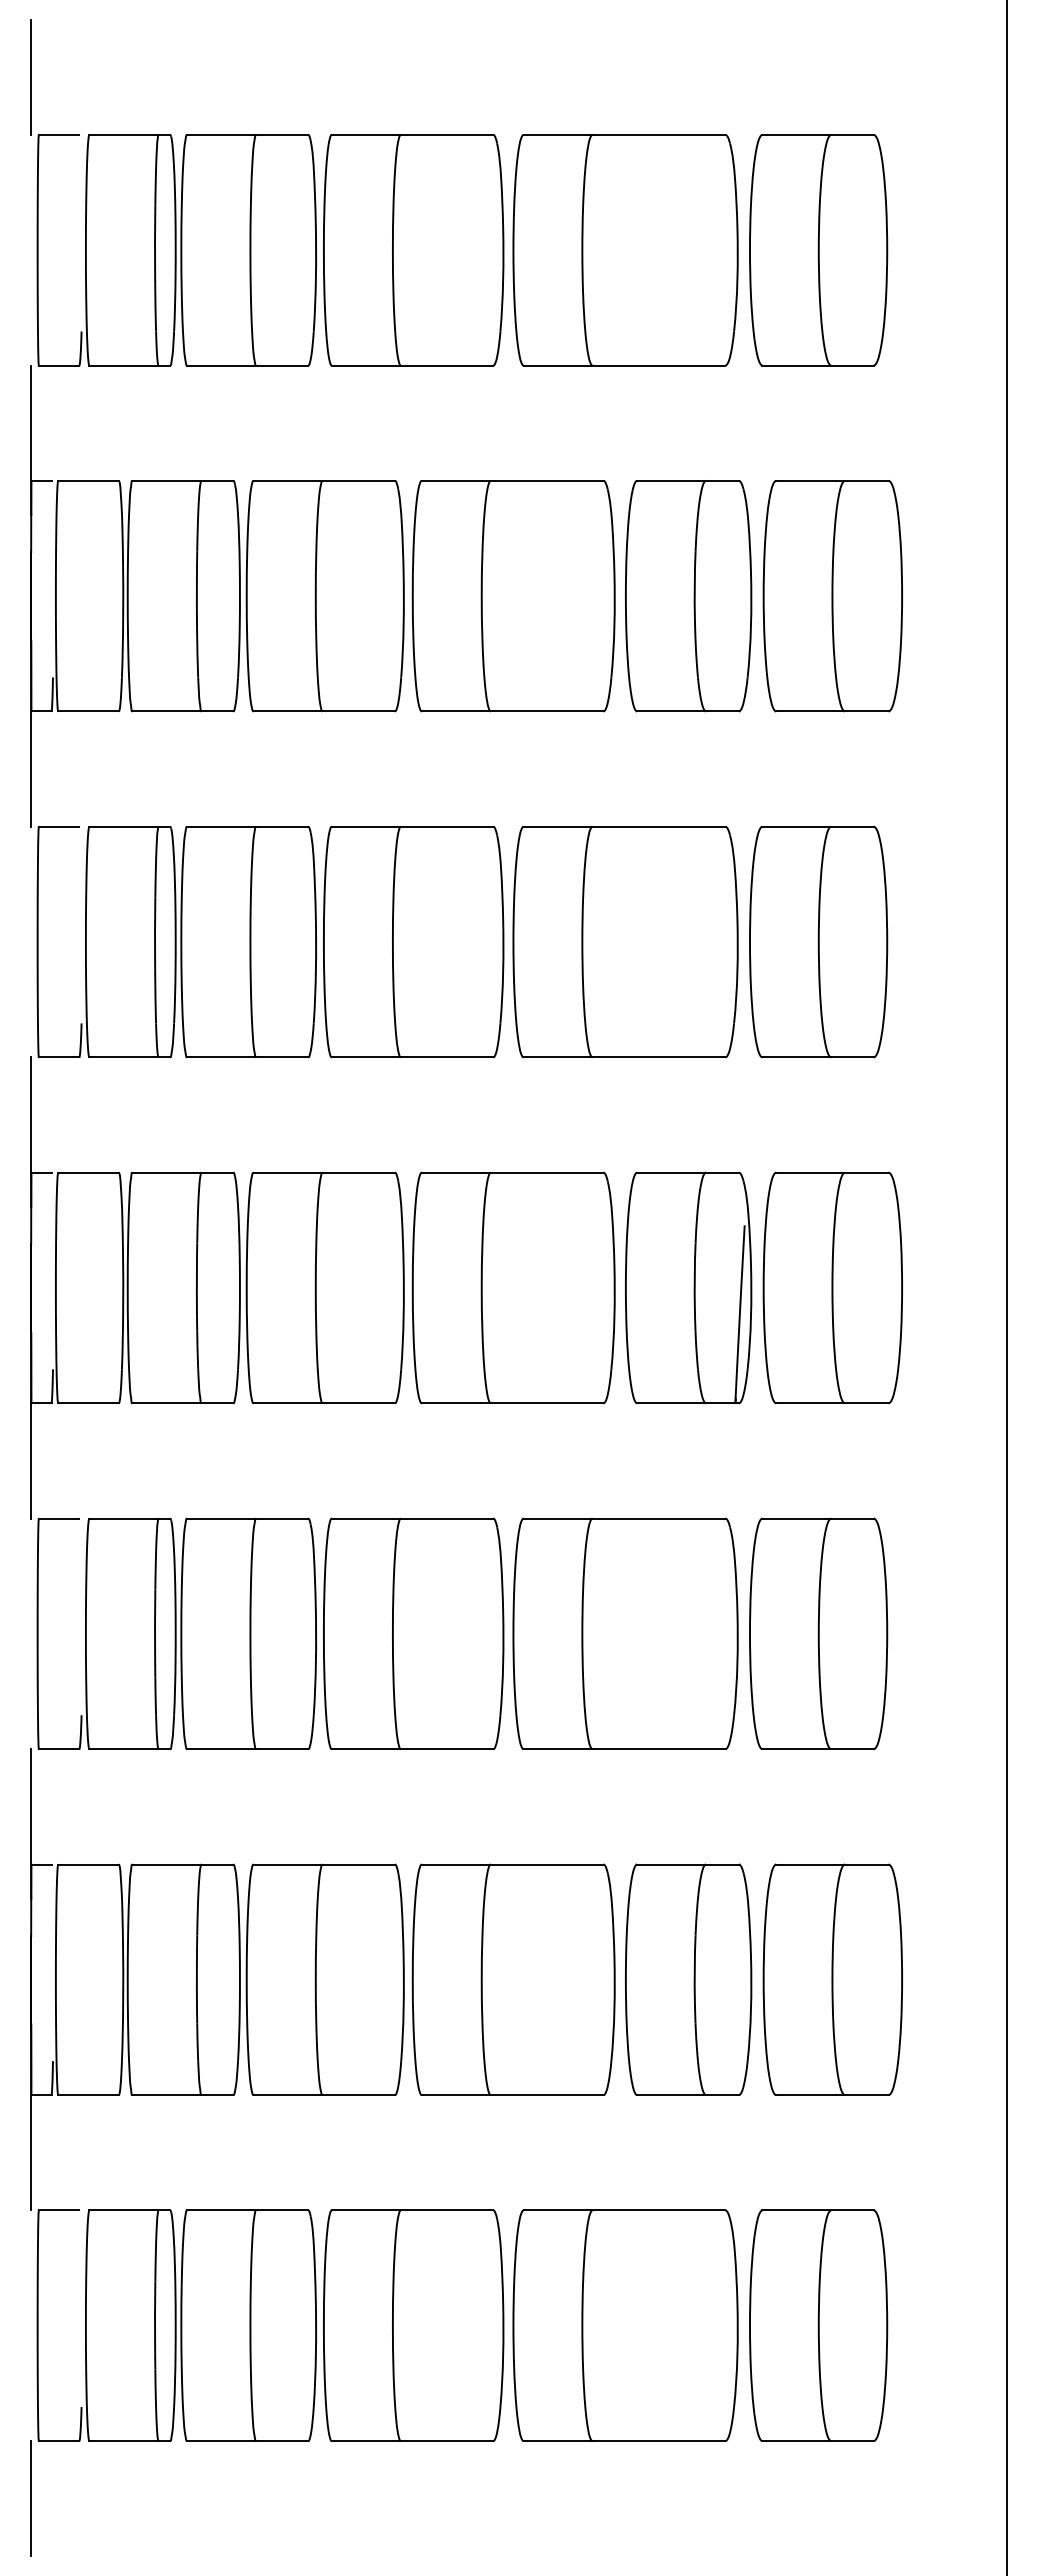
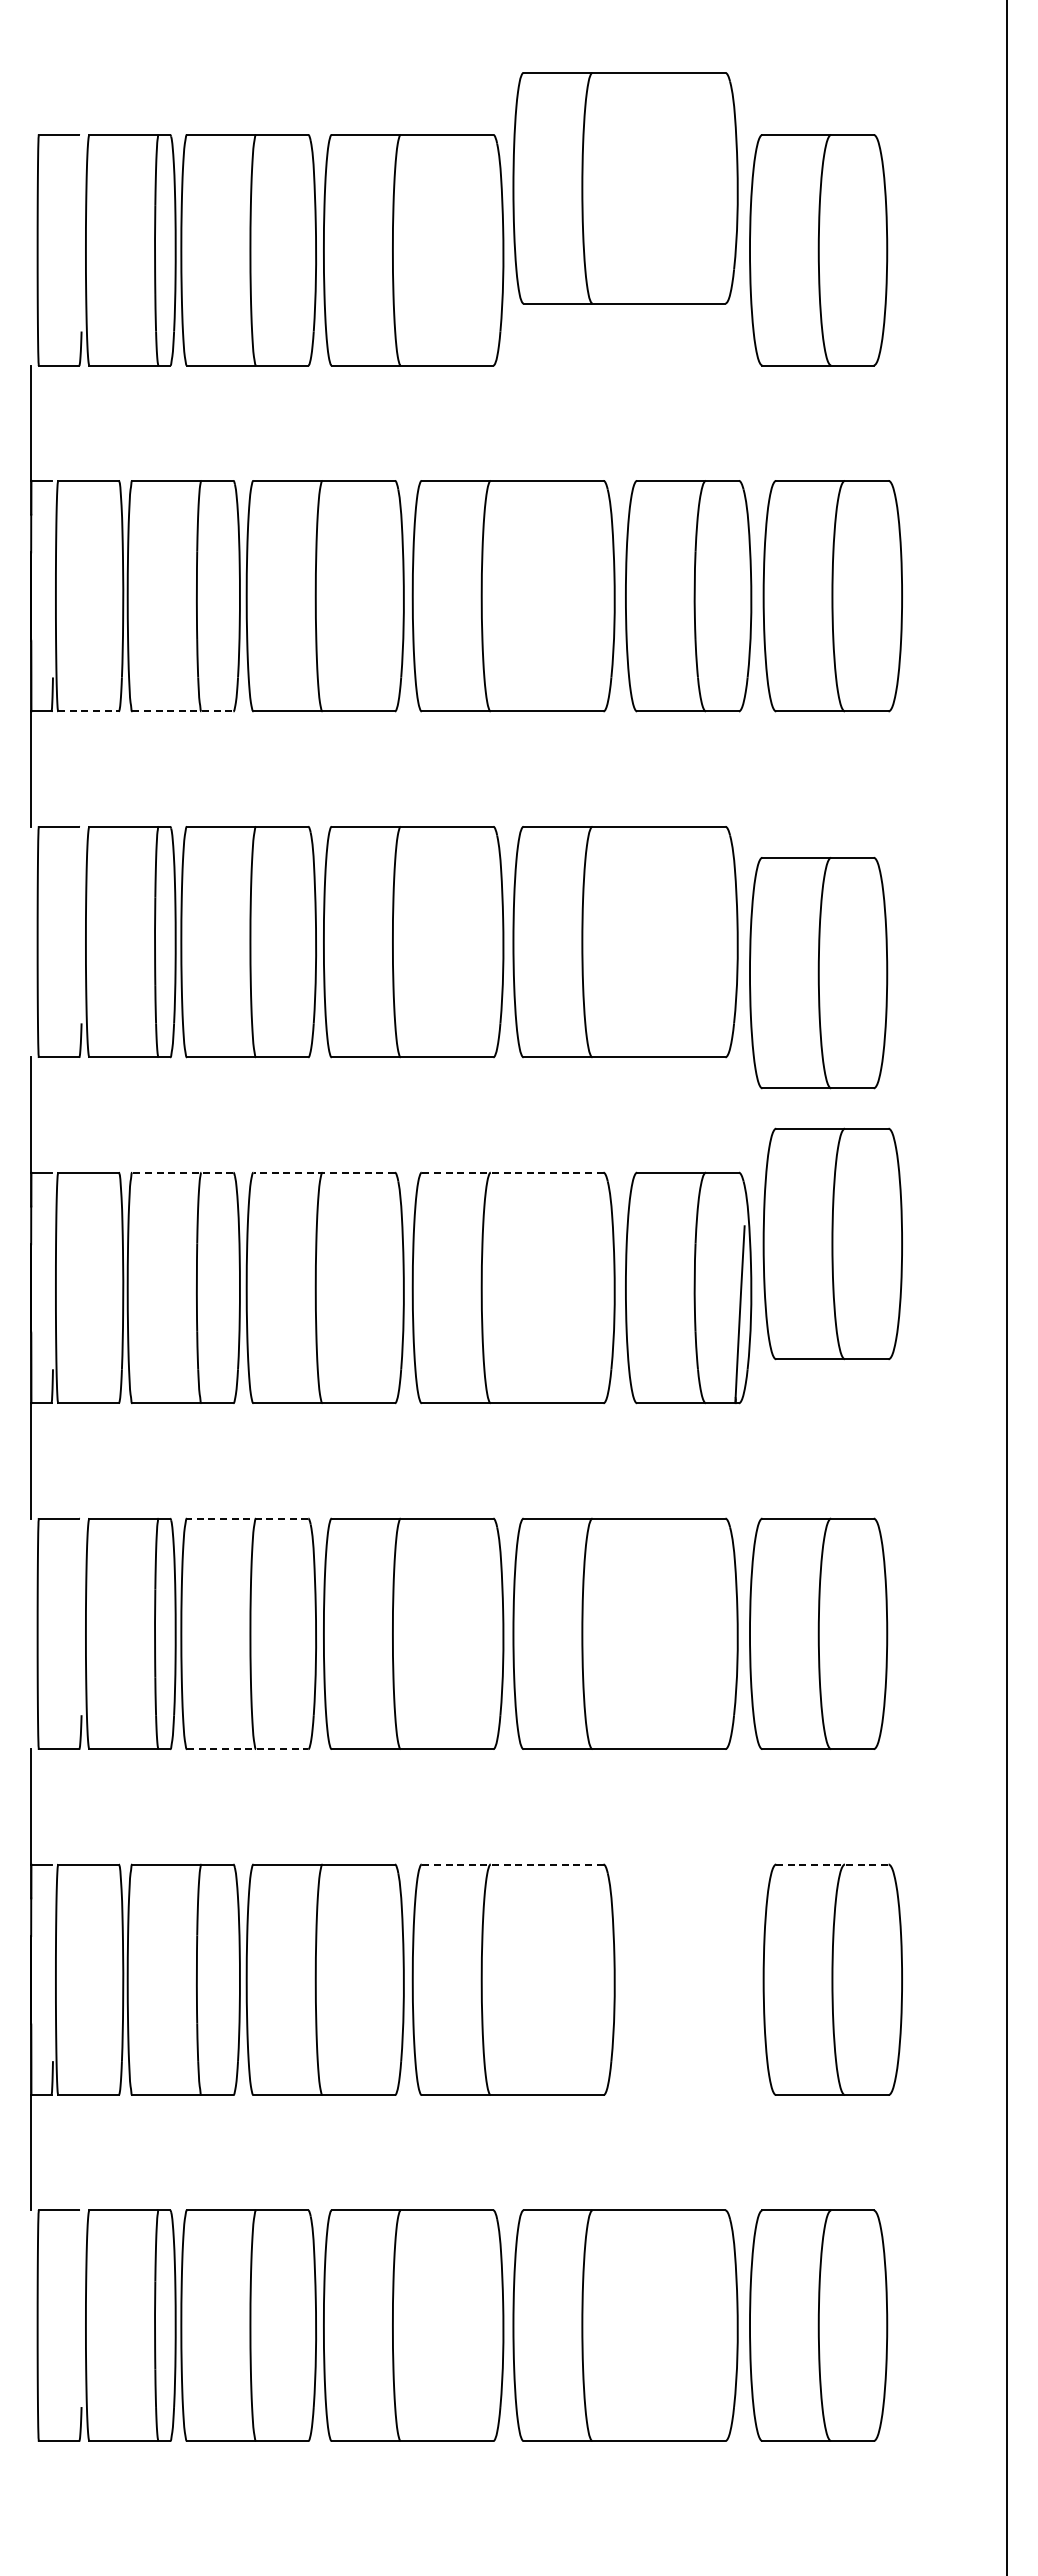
line: present -> none (31, 76)
part position: (625, 250) -> (625, 188) (625, 188)
line: solid -> dashed (89, 711)
line: solid -> dashed (182, 711)
part position: (818, 942) -> (818, 973) (818, 973)
line: solid -> dashed (182, 1172)
line: solid -> dashed (324, 1172)
line: solid -> dashed (512, 1172)
part position: (832, 1287) -> (832, 1243) (832, 1243)
line: solid -> dashed (247, 1518)
line: solid -> dashed (247, 1749)
line: solid -> dashed (512, 1864)
line: solid -> dashed (832, 1864)
part: present -> none (688, 1979)
line: present -> none (31, 2498)
